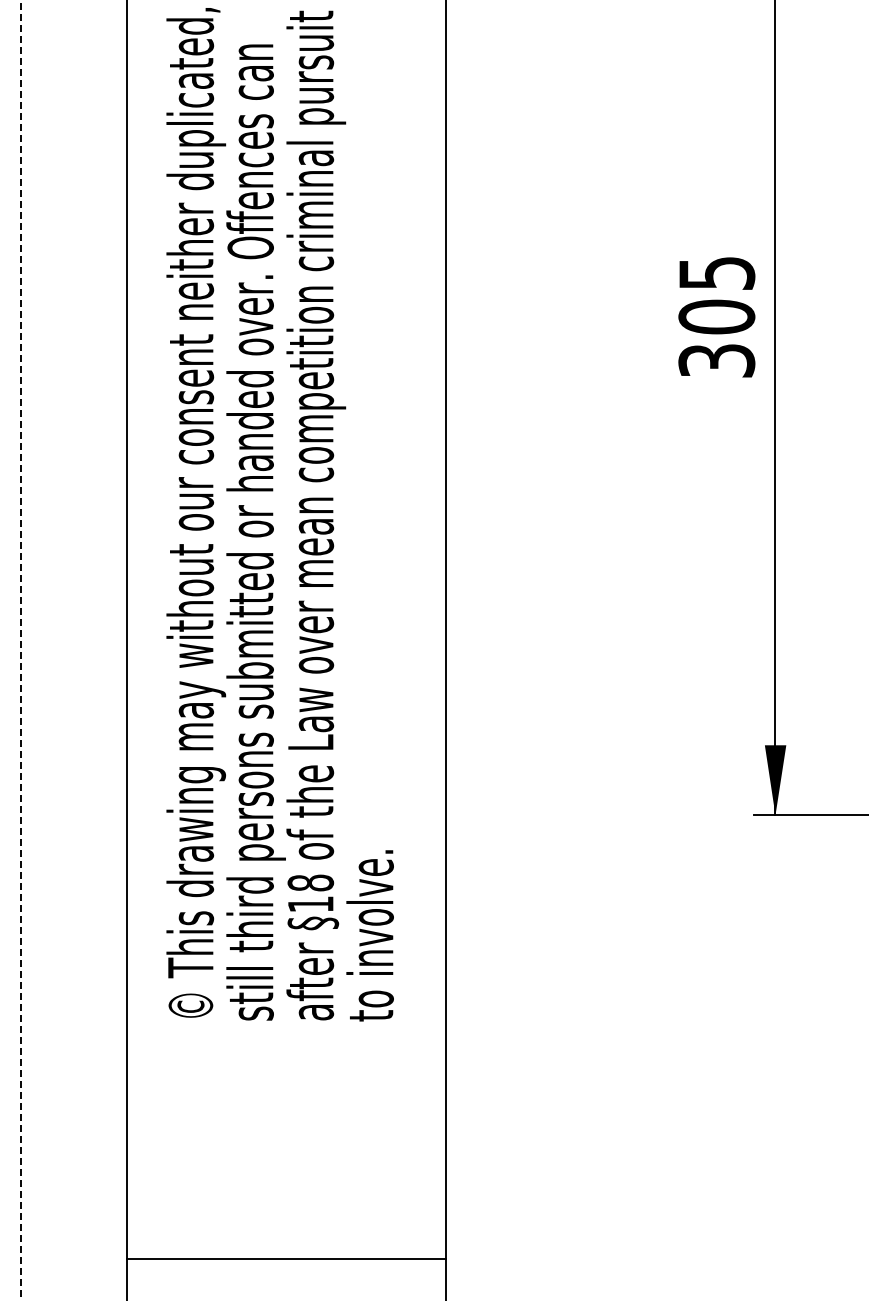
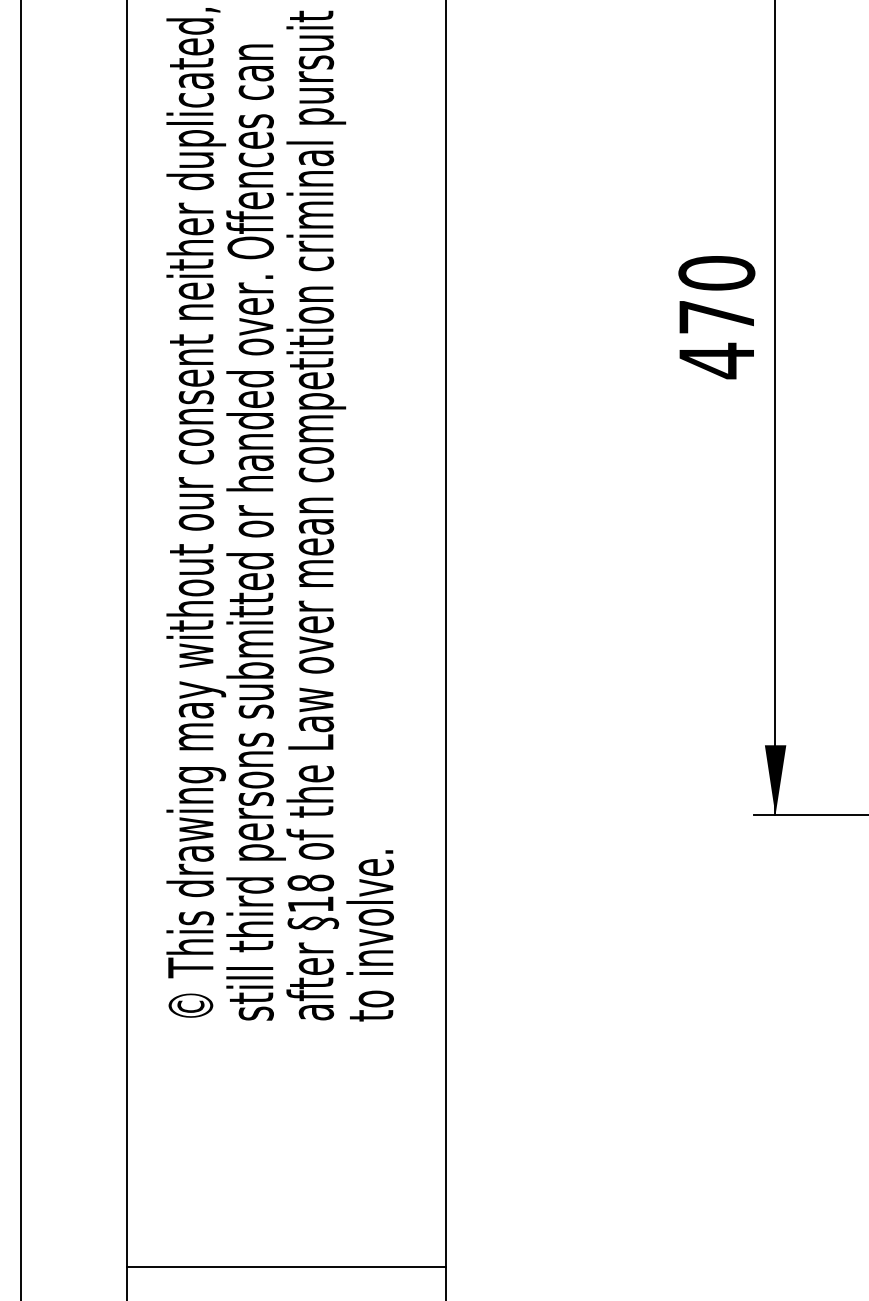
text: 305 -> 470 (716, 317)
line: dashed -> solid (21, 650)
line position: (286, 1258) -> (286, 1266) (286, 1266)
